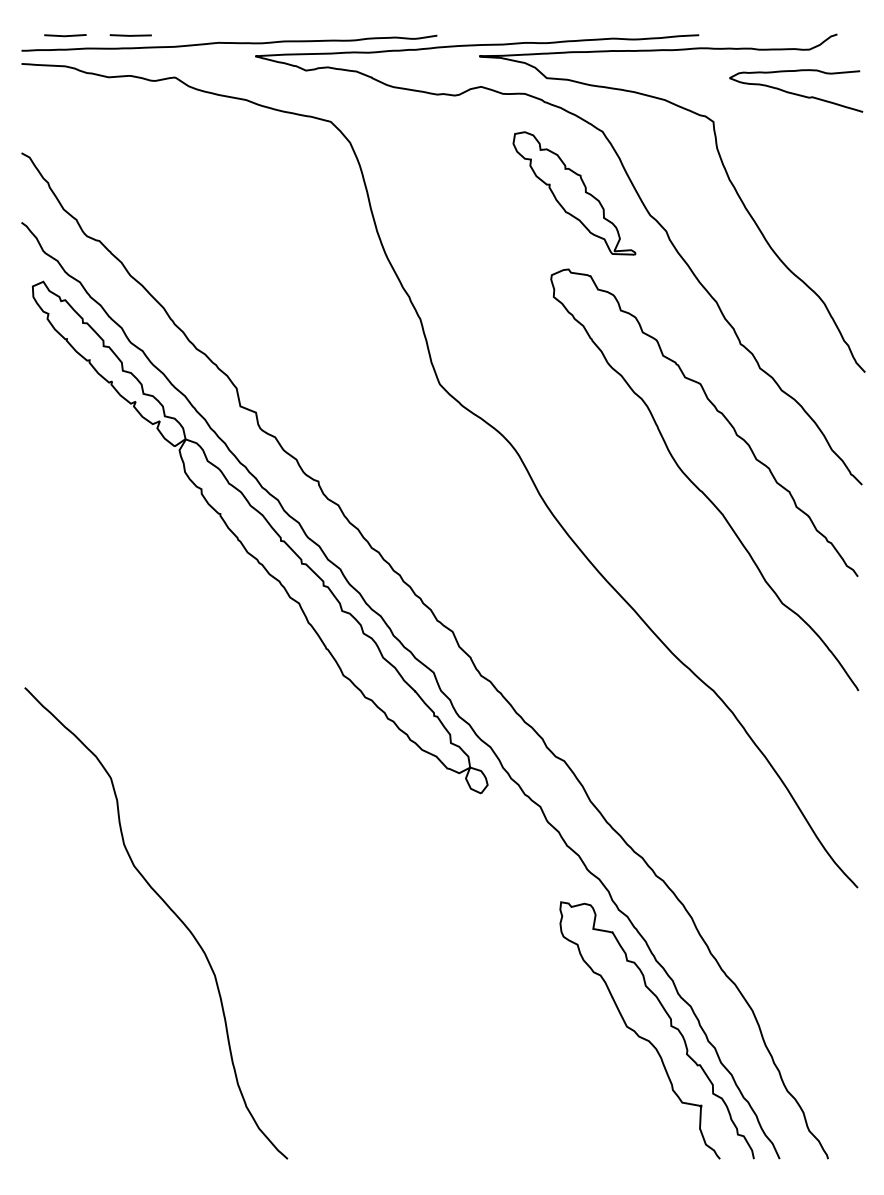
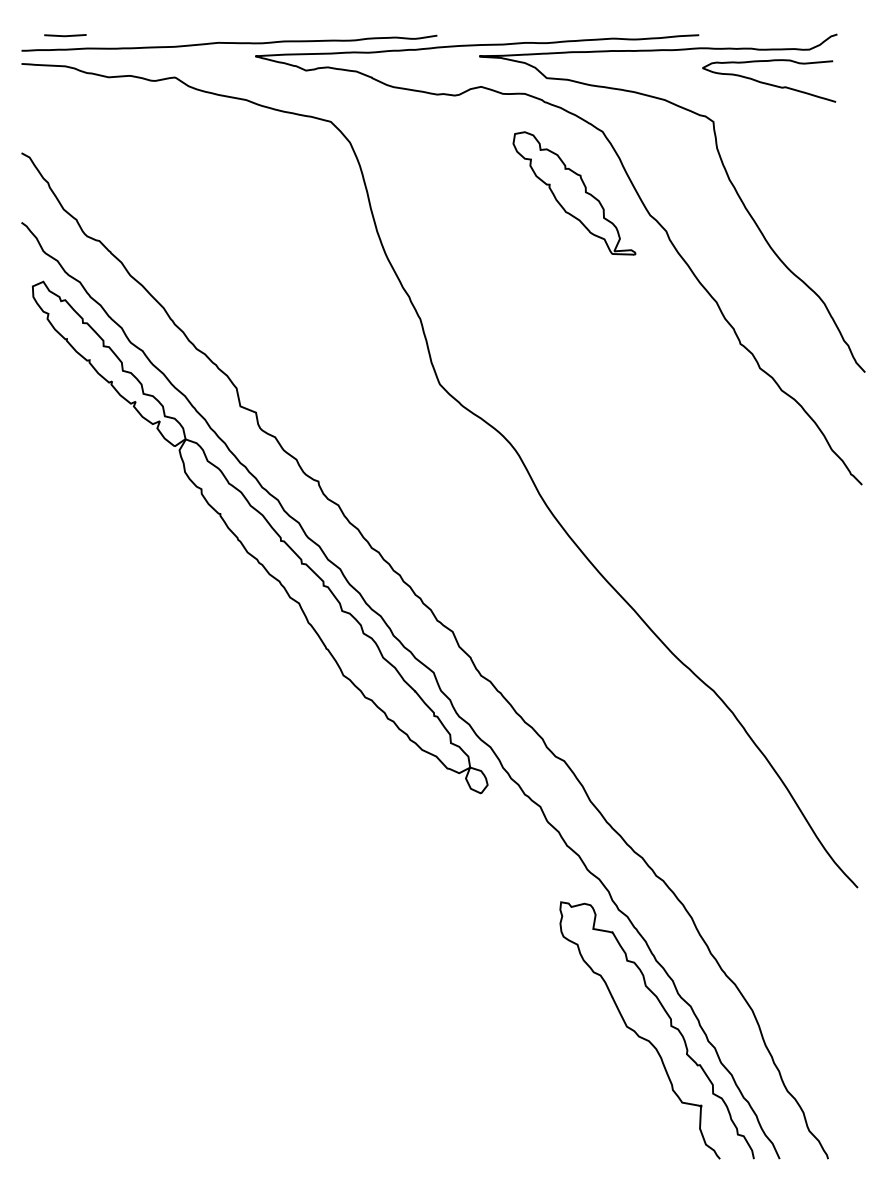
line: present -> none (130, 35)
curve position: (796, 93) -> (769, 83) (769, 83)
curve: present -> none (697, 486)
curve: present -> none (169, 909)
